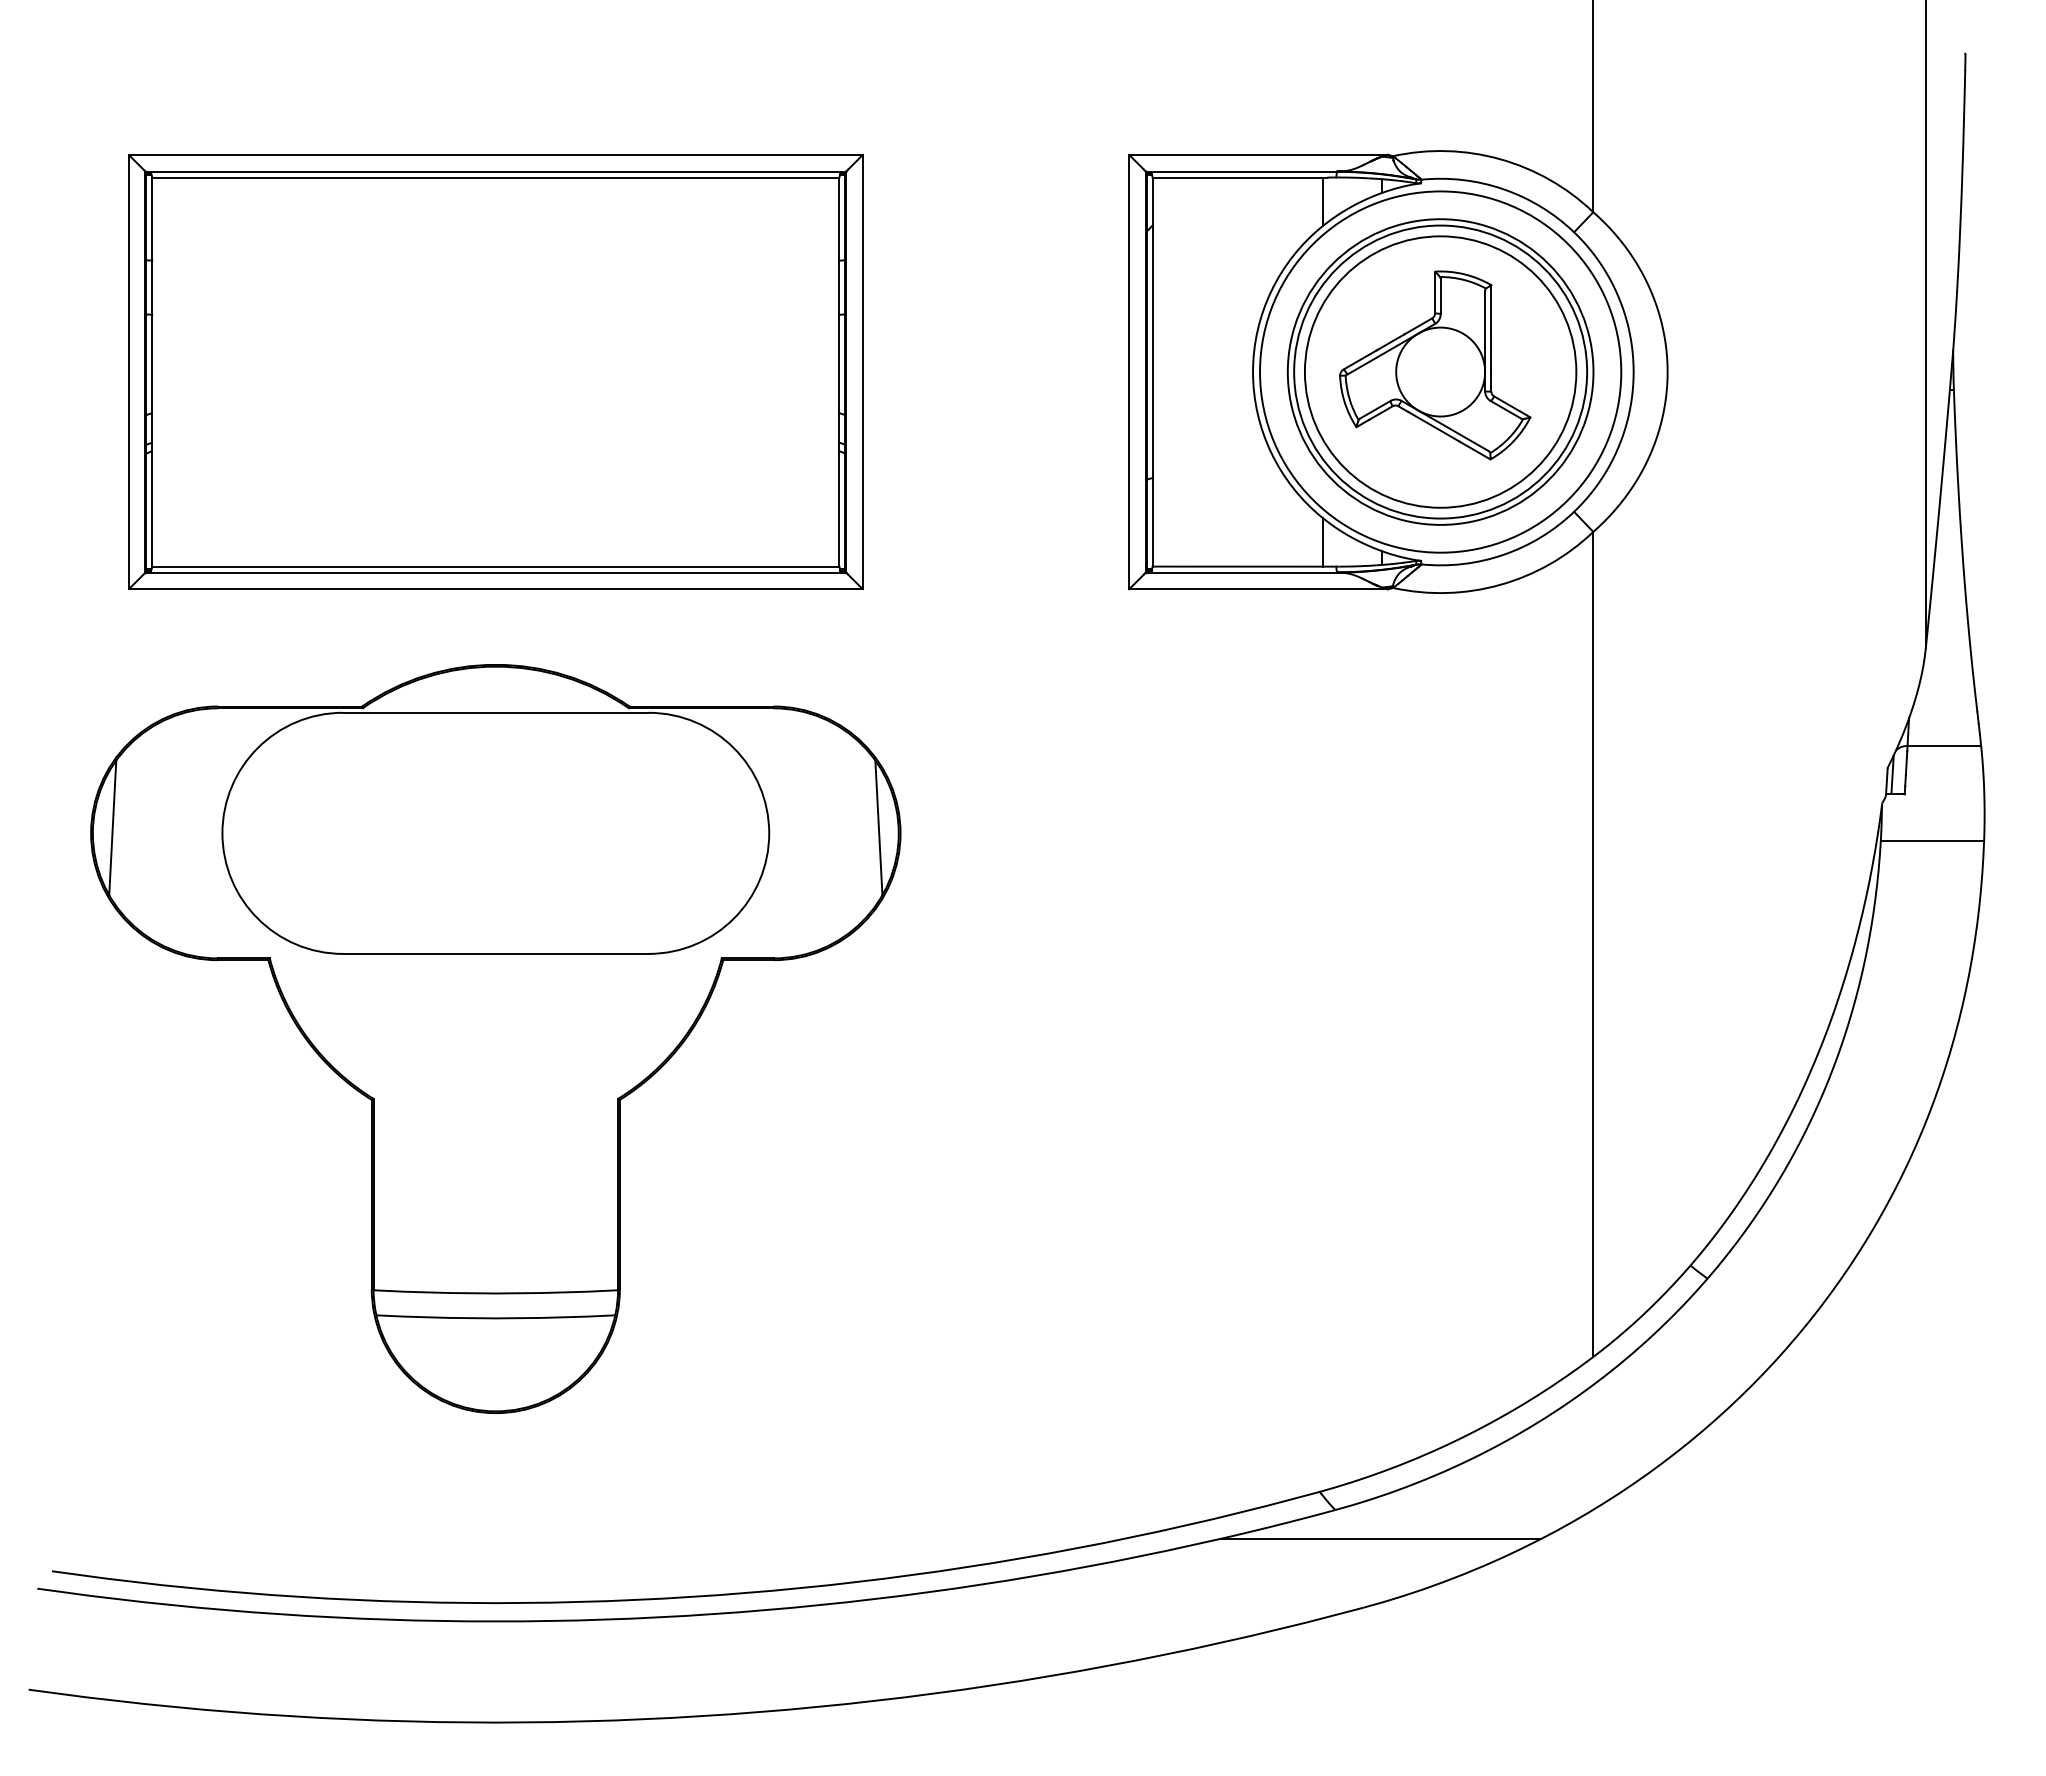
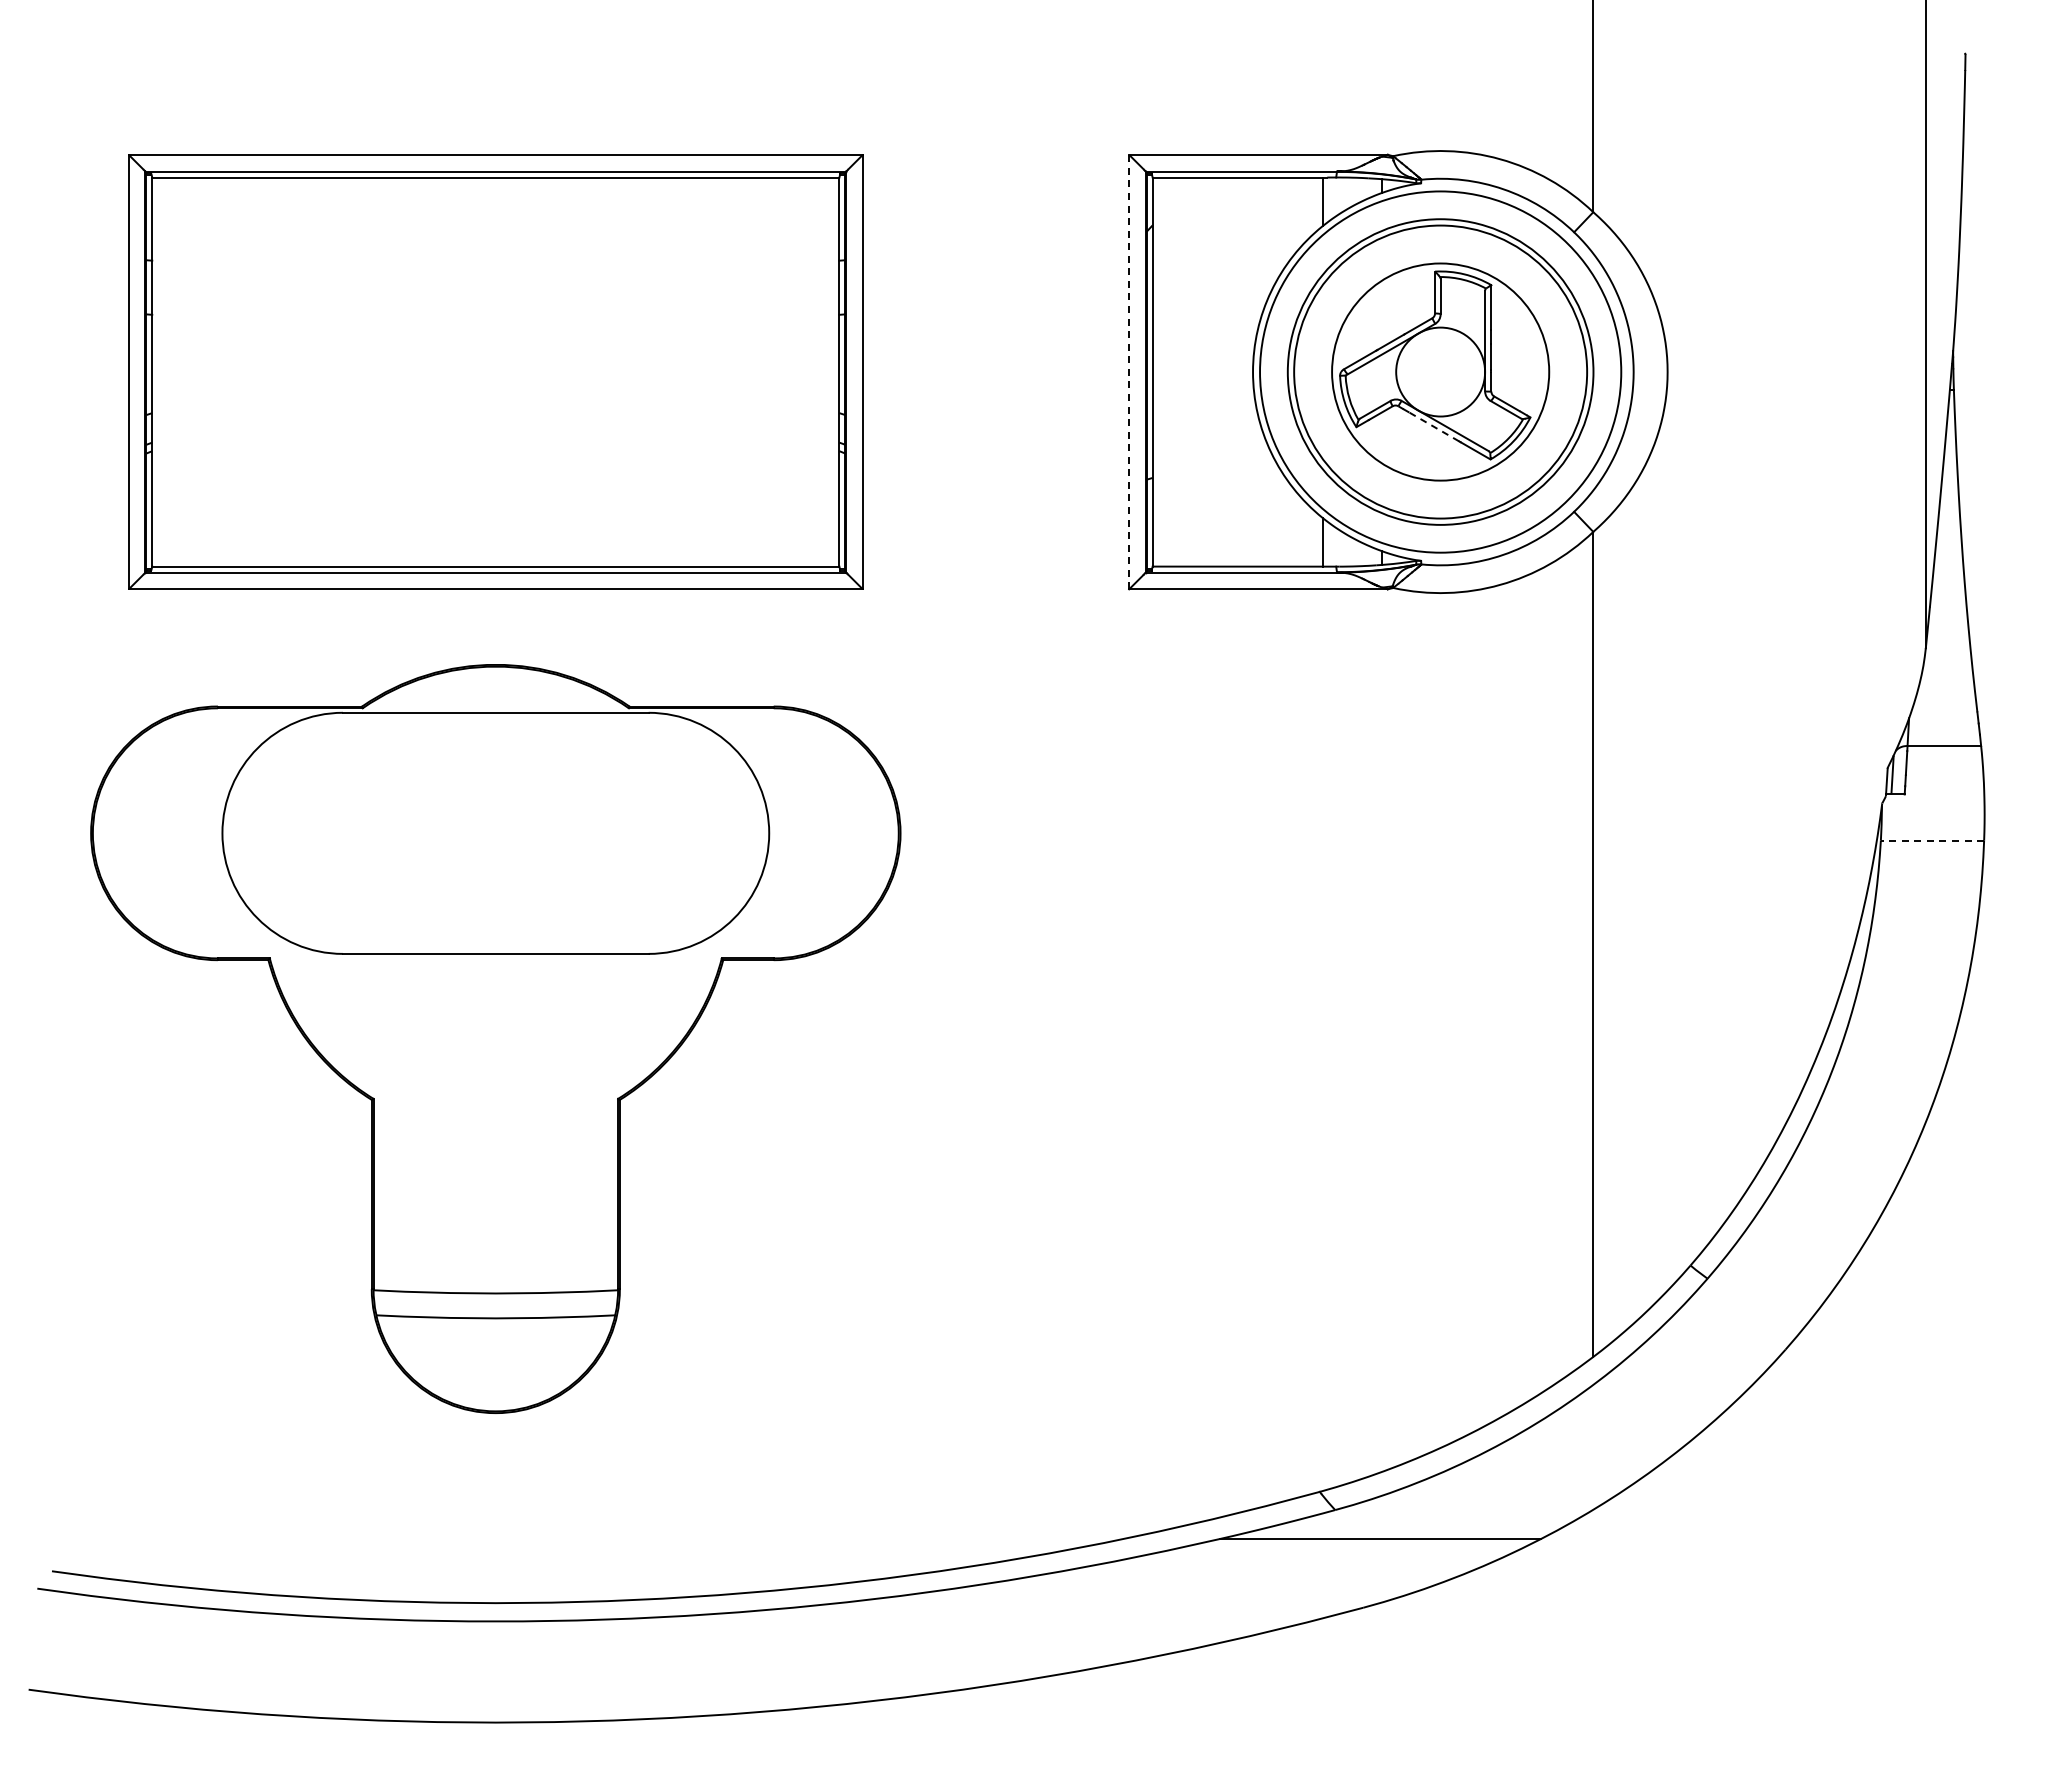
line: solid -> dashed (1129, 371)
circle diameter: 271 px -> 217 px (1440, 371)
line: solid -> dashed (1433, 426)
line: present -> none (112, 827)
line: present -> none (878, 827)
line: solid -> dashed (1932, 840)
